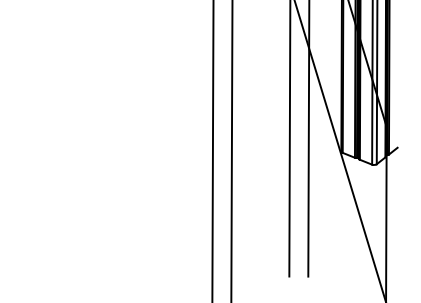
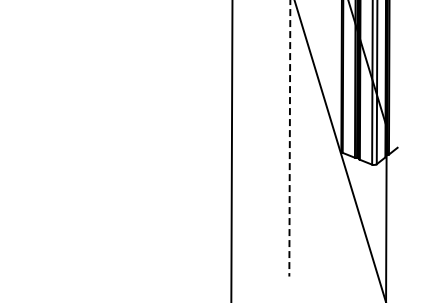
line: solid -> dashed (289, 138)
line: present -> none (308, 139)
line: present -> none (212, 150)
